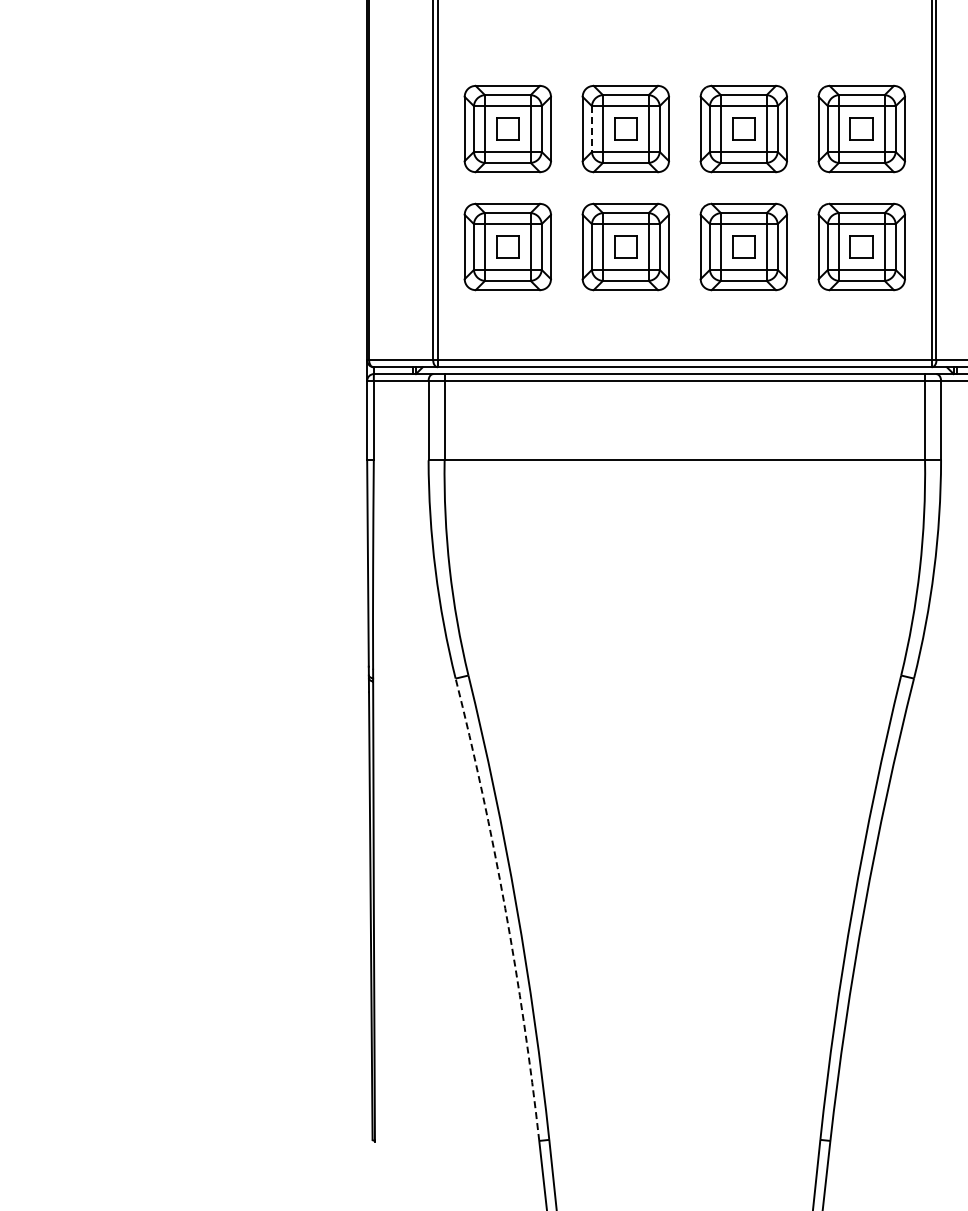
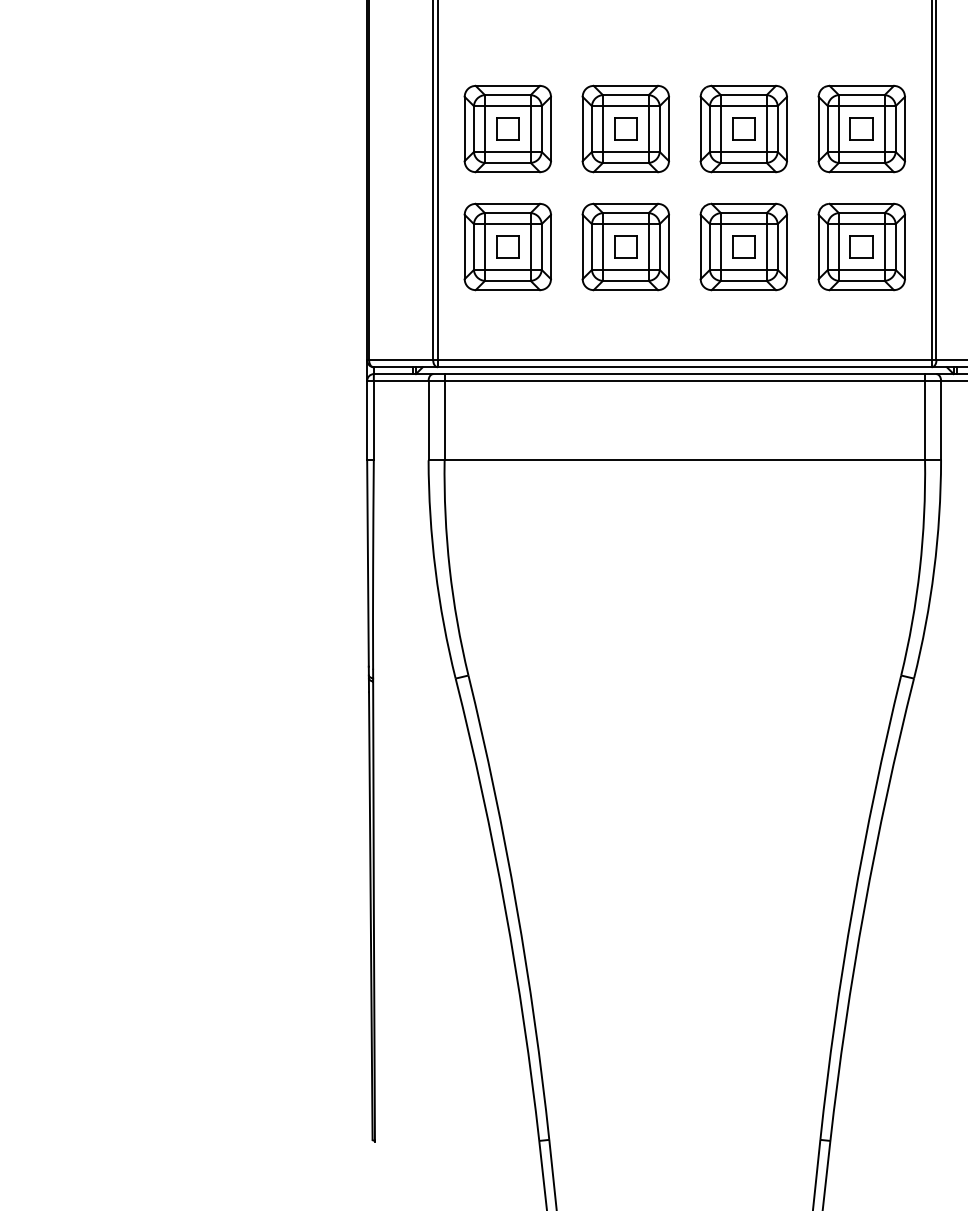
line: dashed -> solid (591, 129)
arc: dashed -> solid (505, 908)
